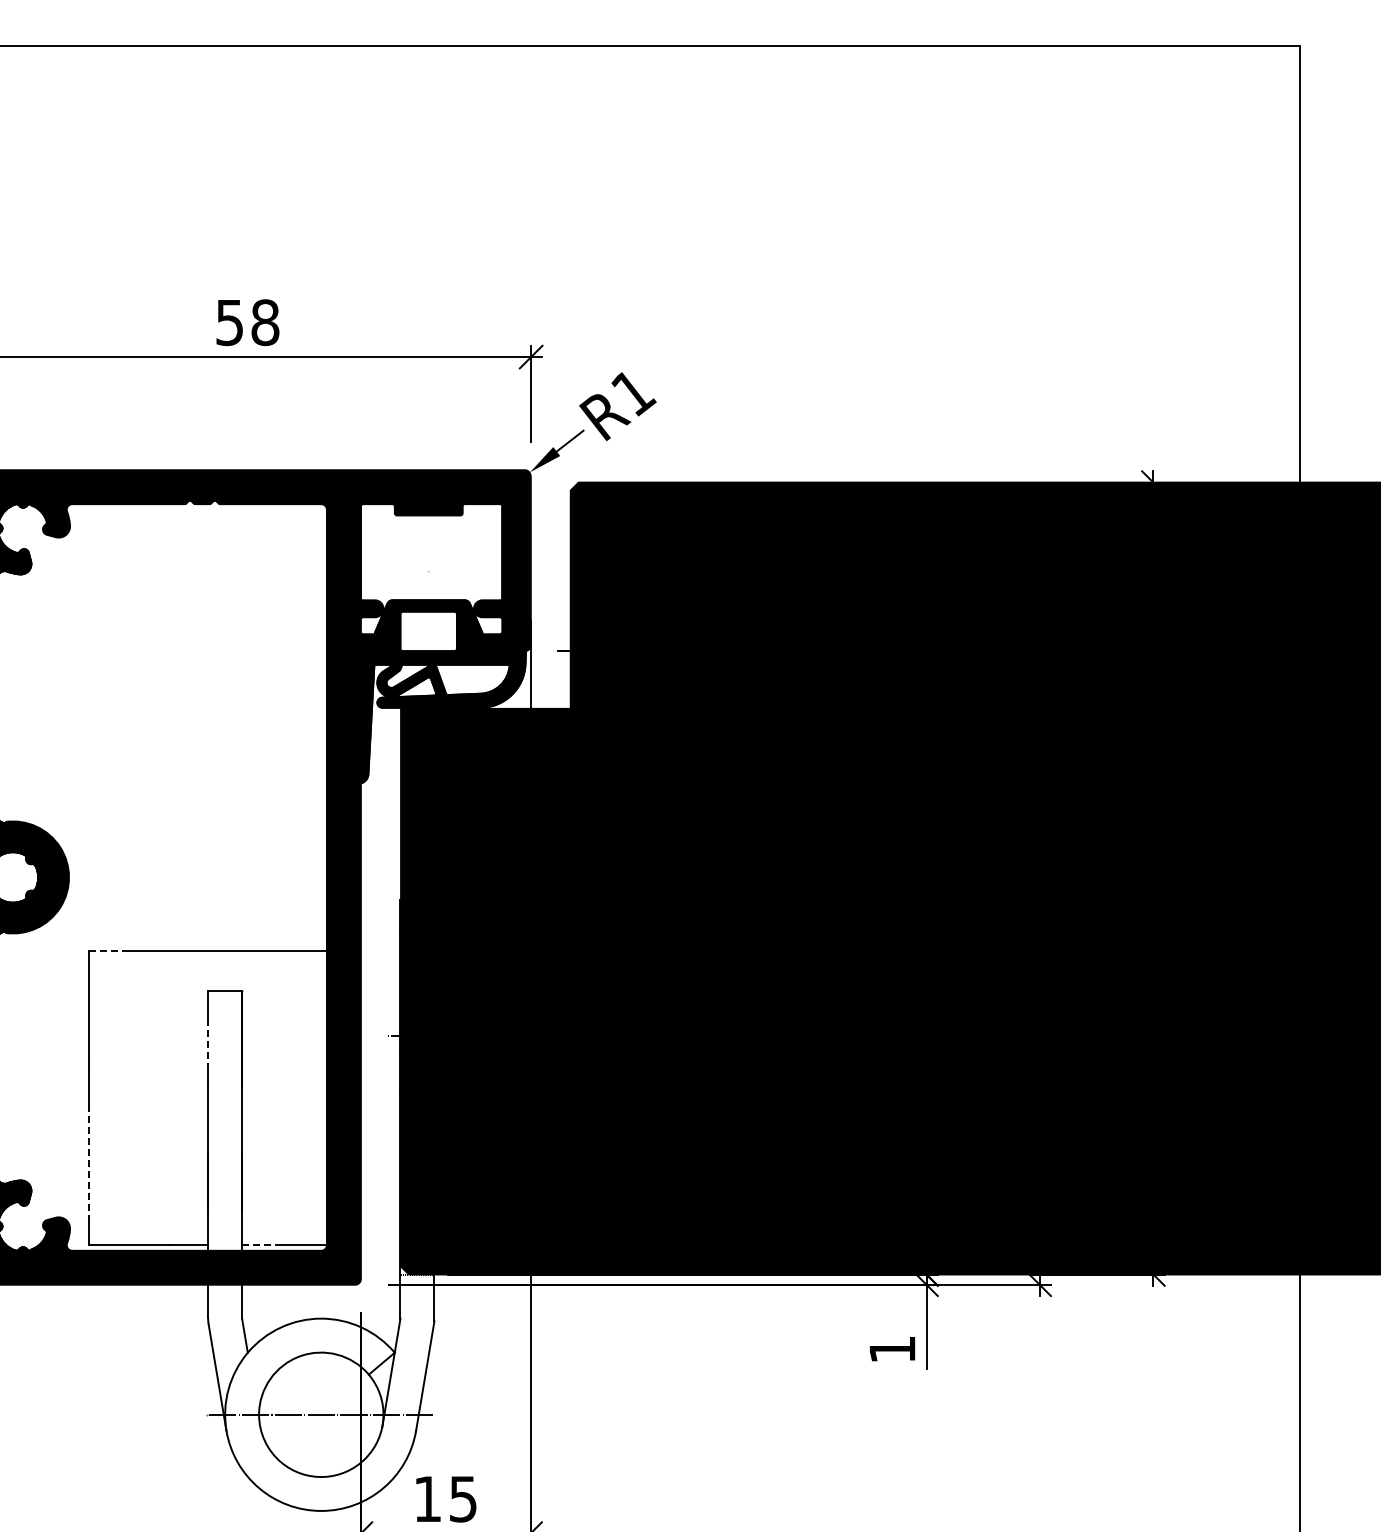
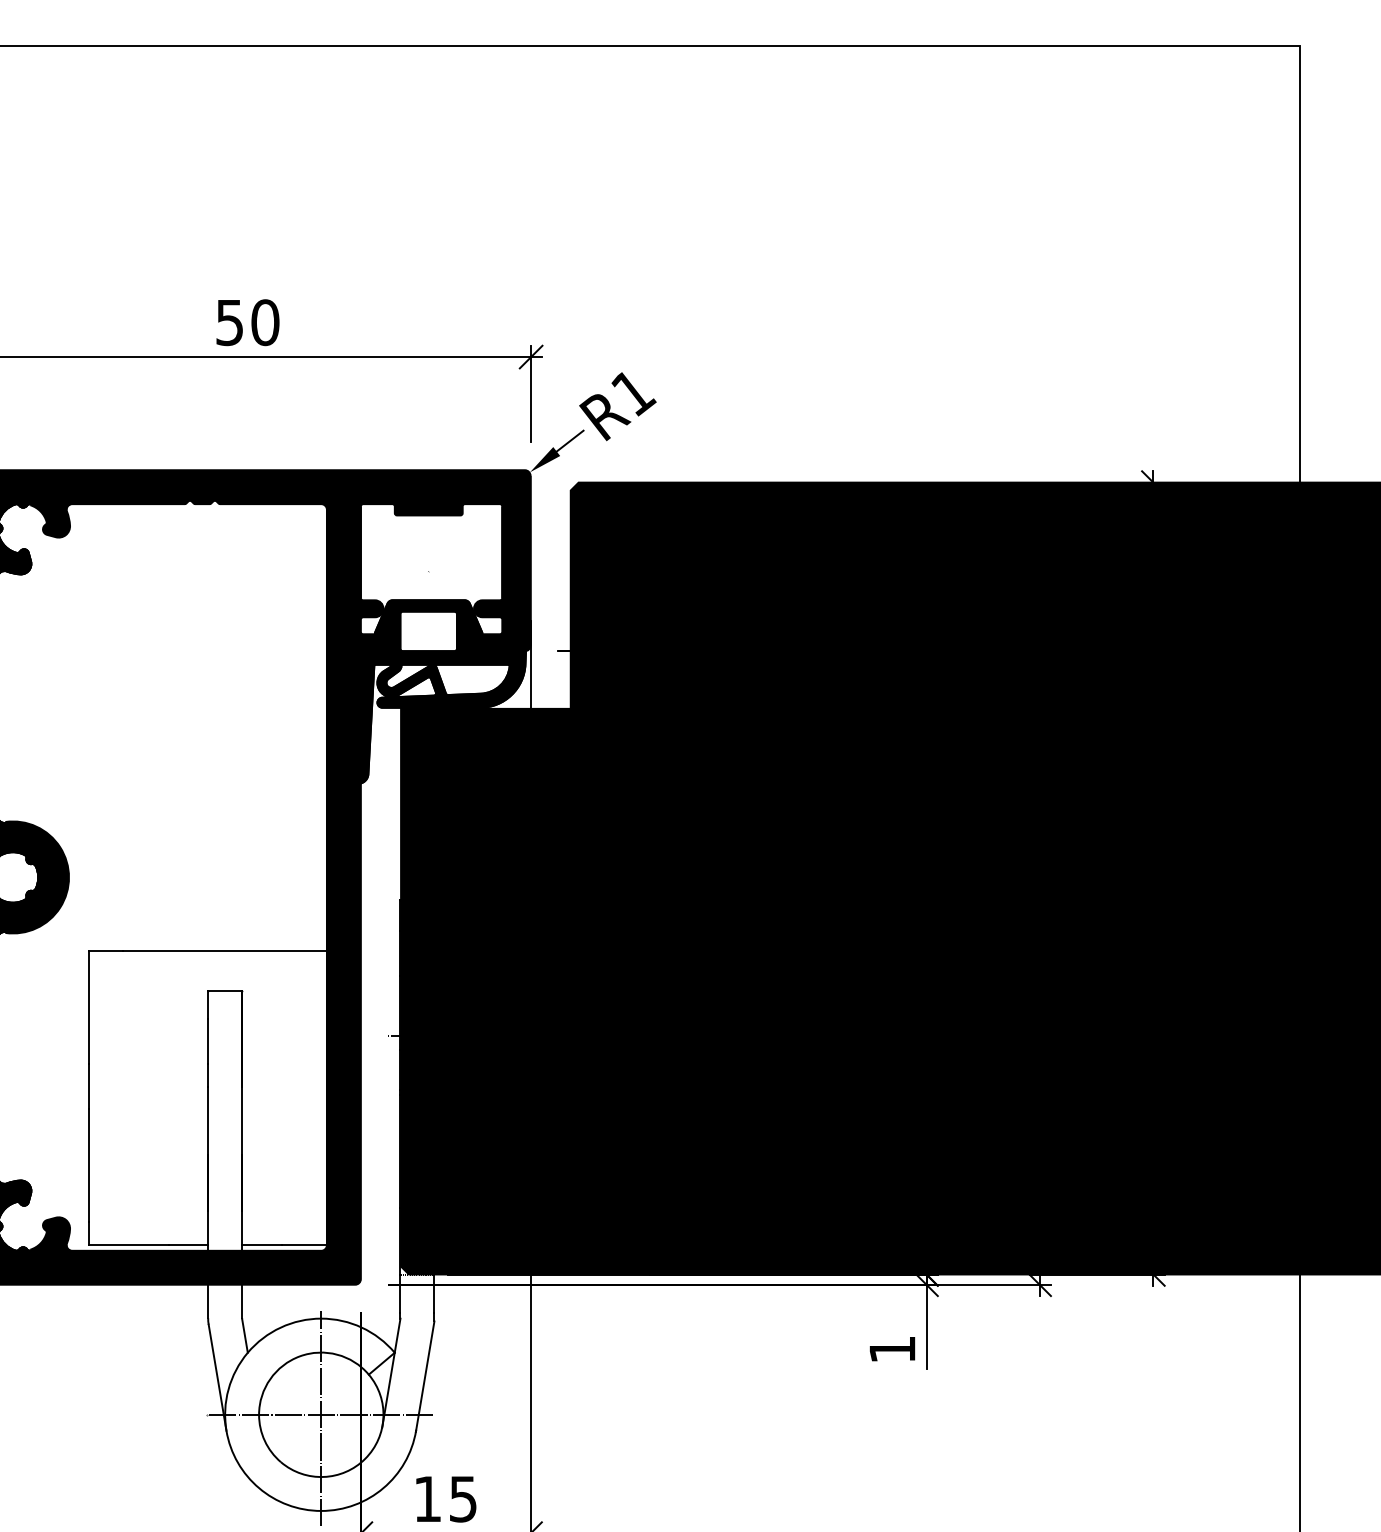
text: 58 -> 50 (265, 322)
line: dashed -> solid (106, 950)
line: dashed -> solid (208, 1041)
line: dashed -> solid (89, 1165)
line: dashed -> solid (261, 1245)
line: none -> present (321, 1418)
